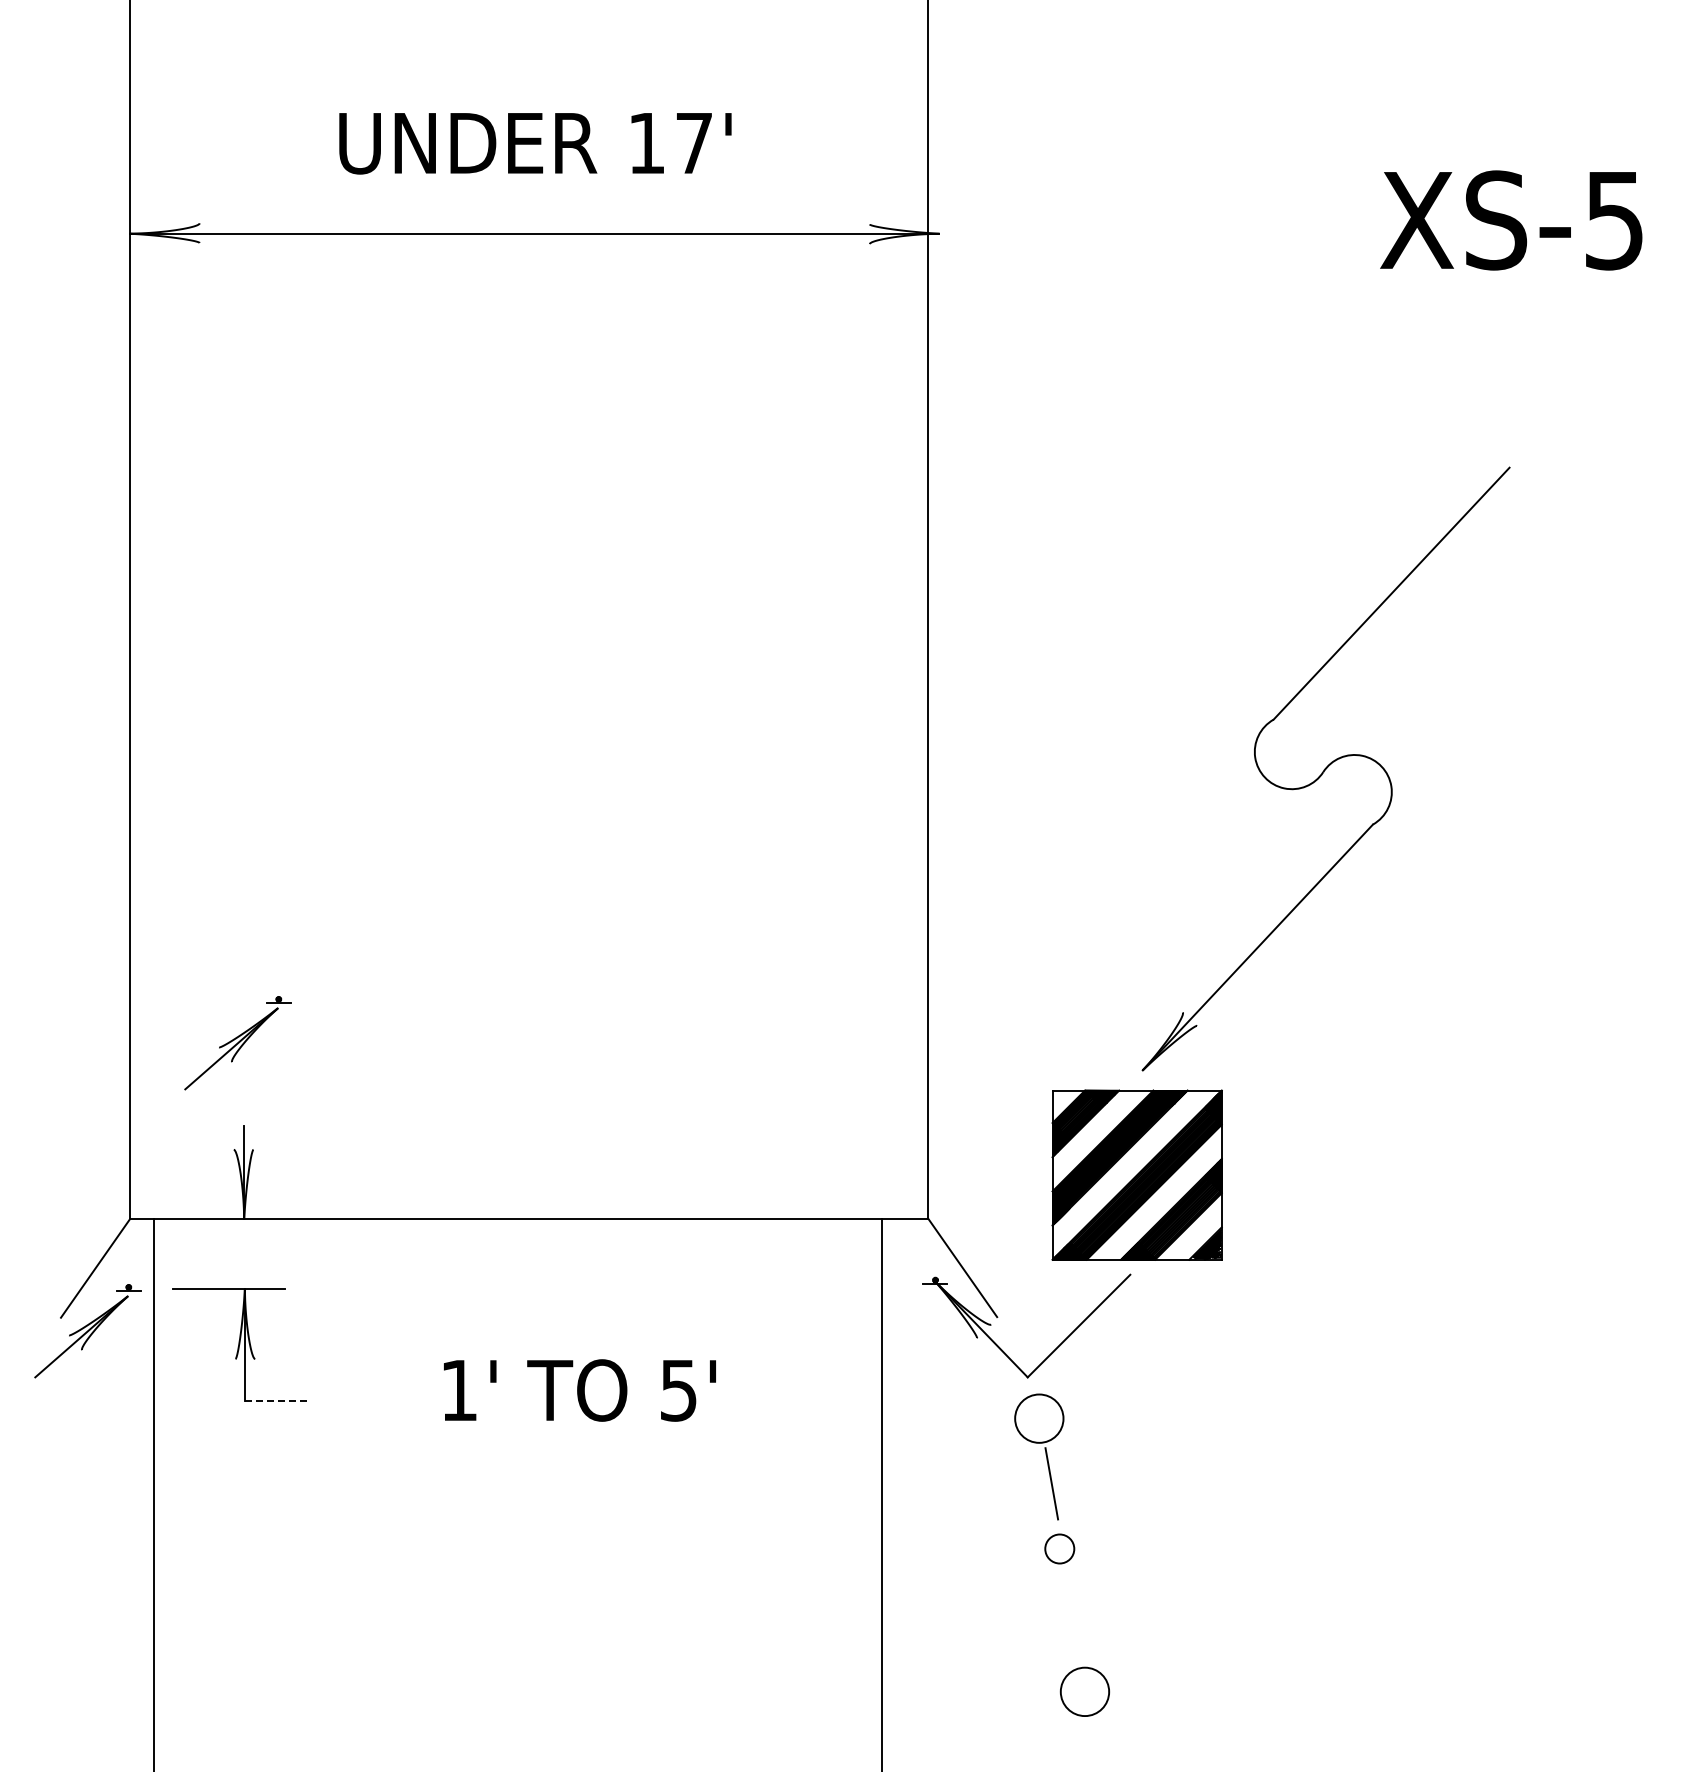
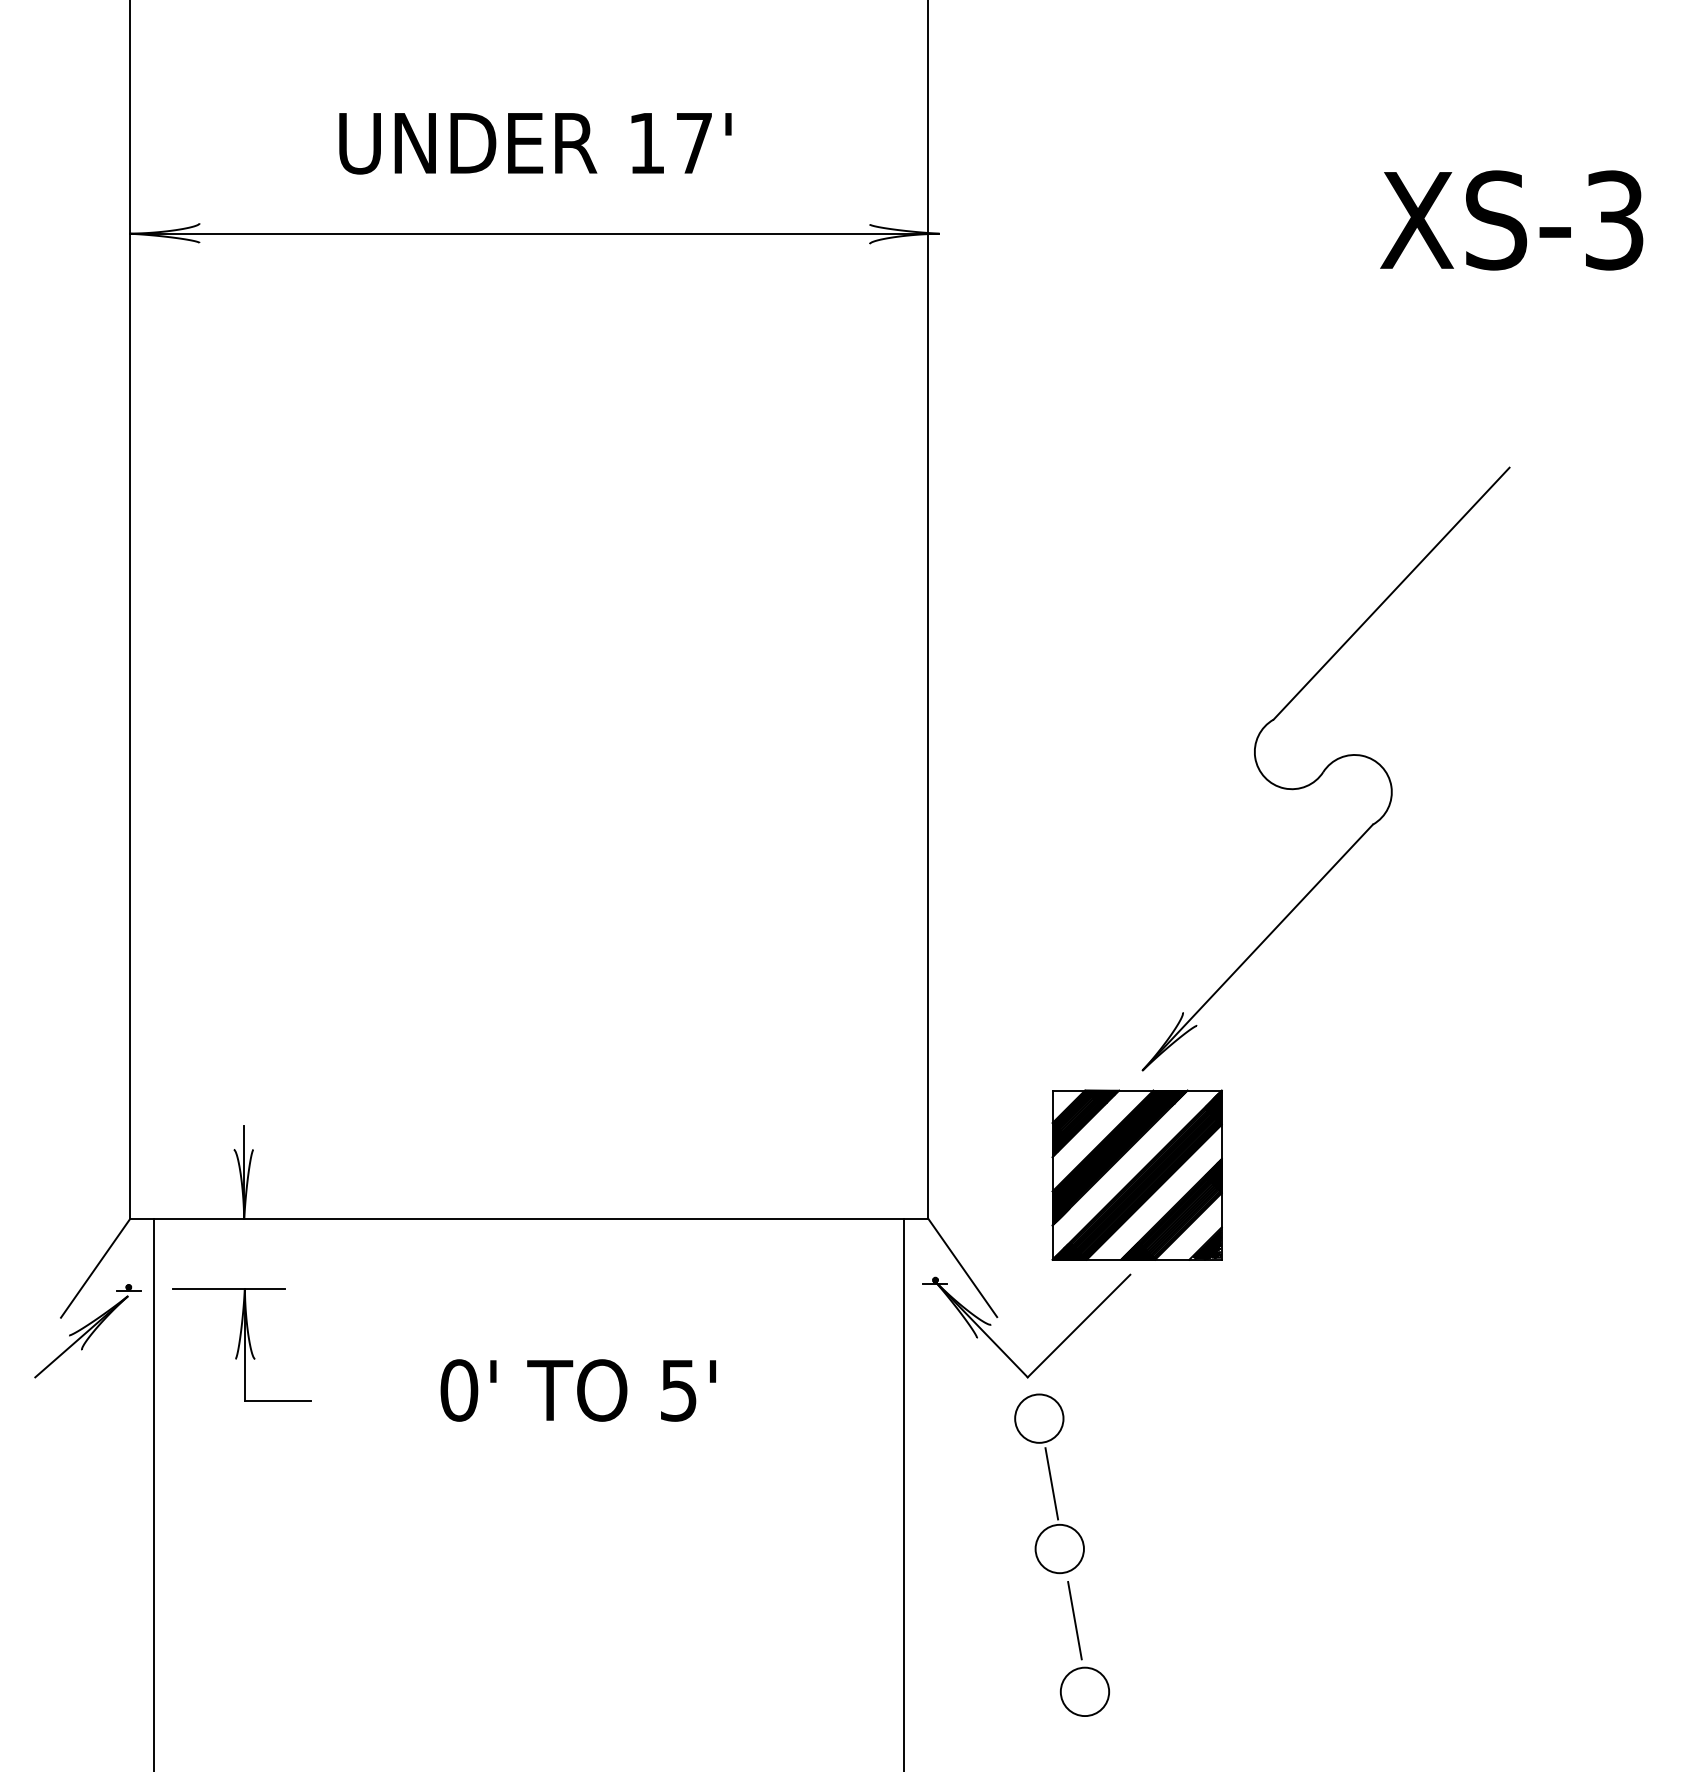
text: XS-5 -> XS-3 (1614, 220)
part: present -> none (237, 1043)
text: 1' -> 0' (459, 1390)
line: dashed -> solid (278, 1400)
line position: (881, 1493) -> (903, 1493) (903, 1493)
circle diameter: 29 px -> 48 px (1059, 1548)
line: none -> present (1074, 1620)
